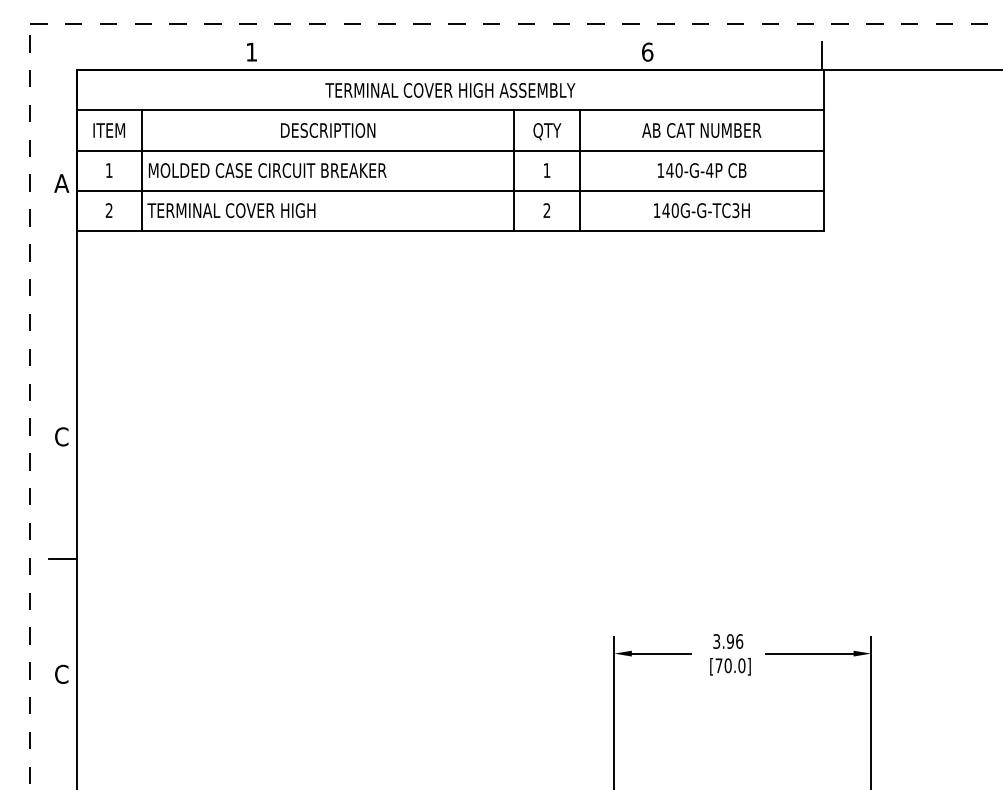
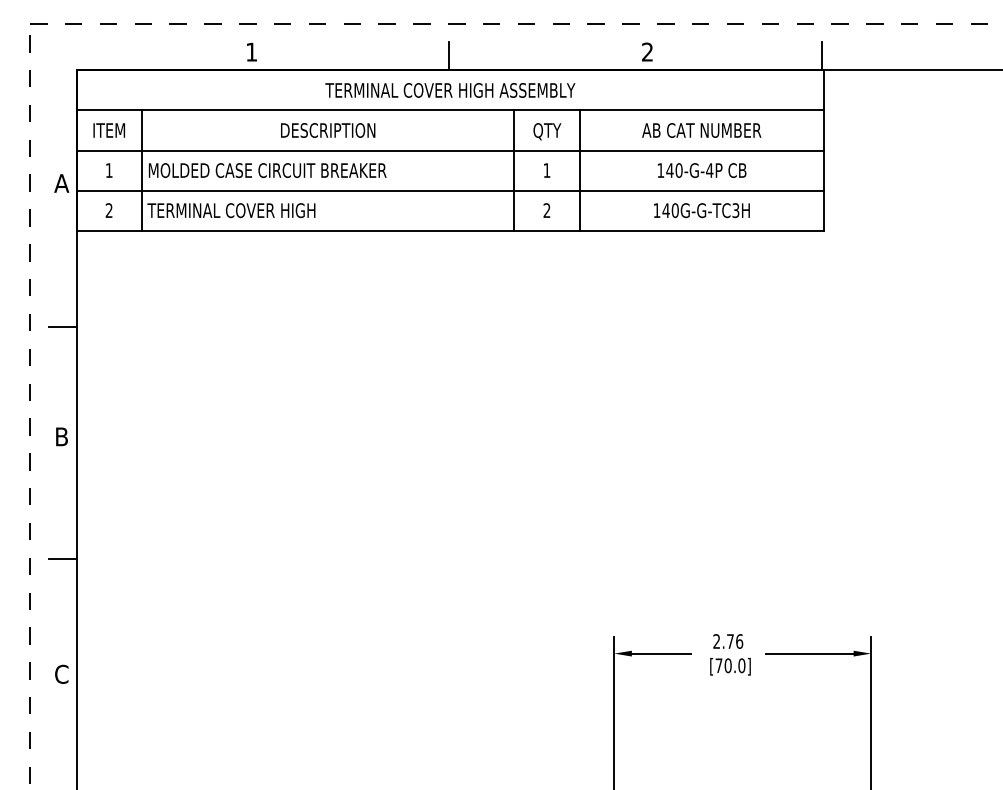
text: 6 -> 2 (647, 51)
line: none -> present (449, 56)
line: none -> present (62, 326)
text: C -> B (61, 436)
text: 3.96 -> 2.76 (723, 641)
